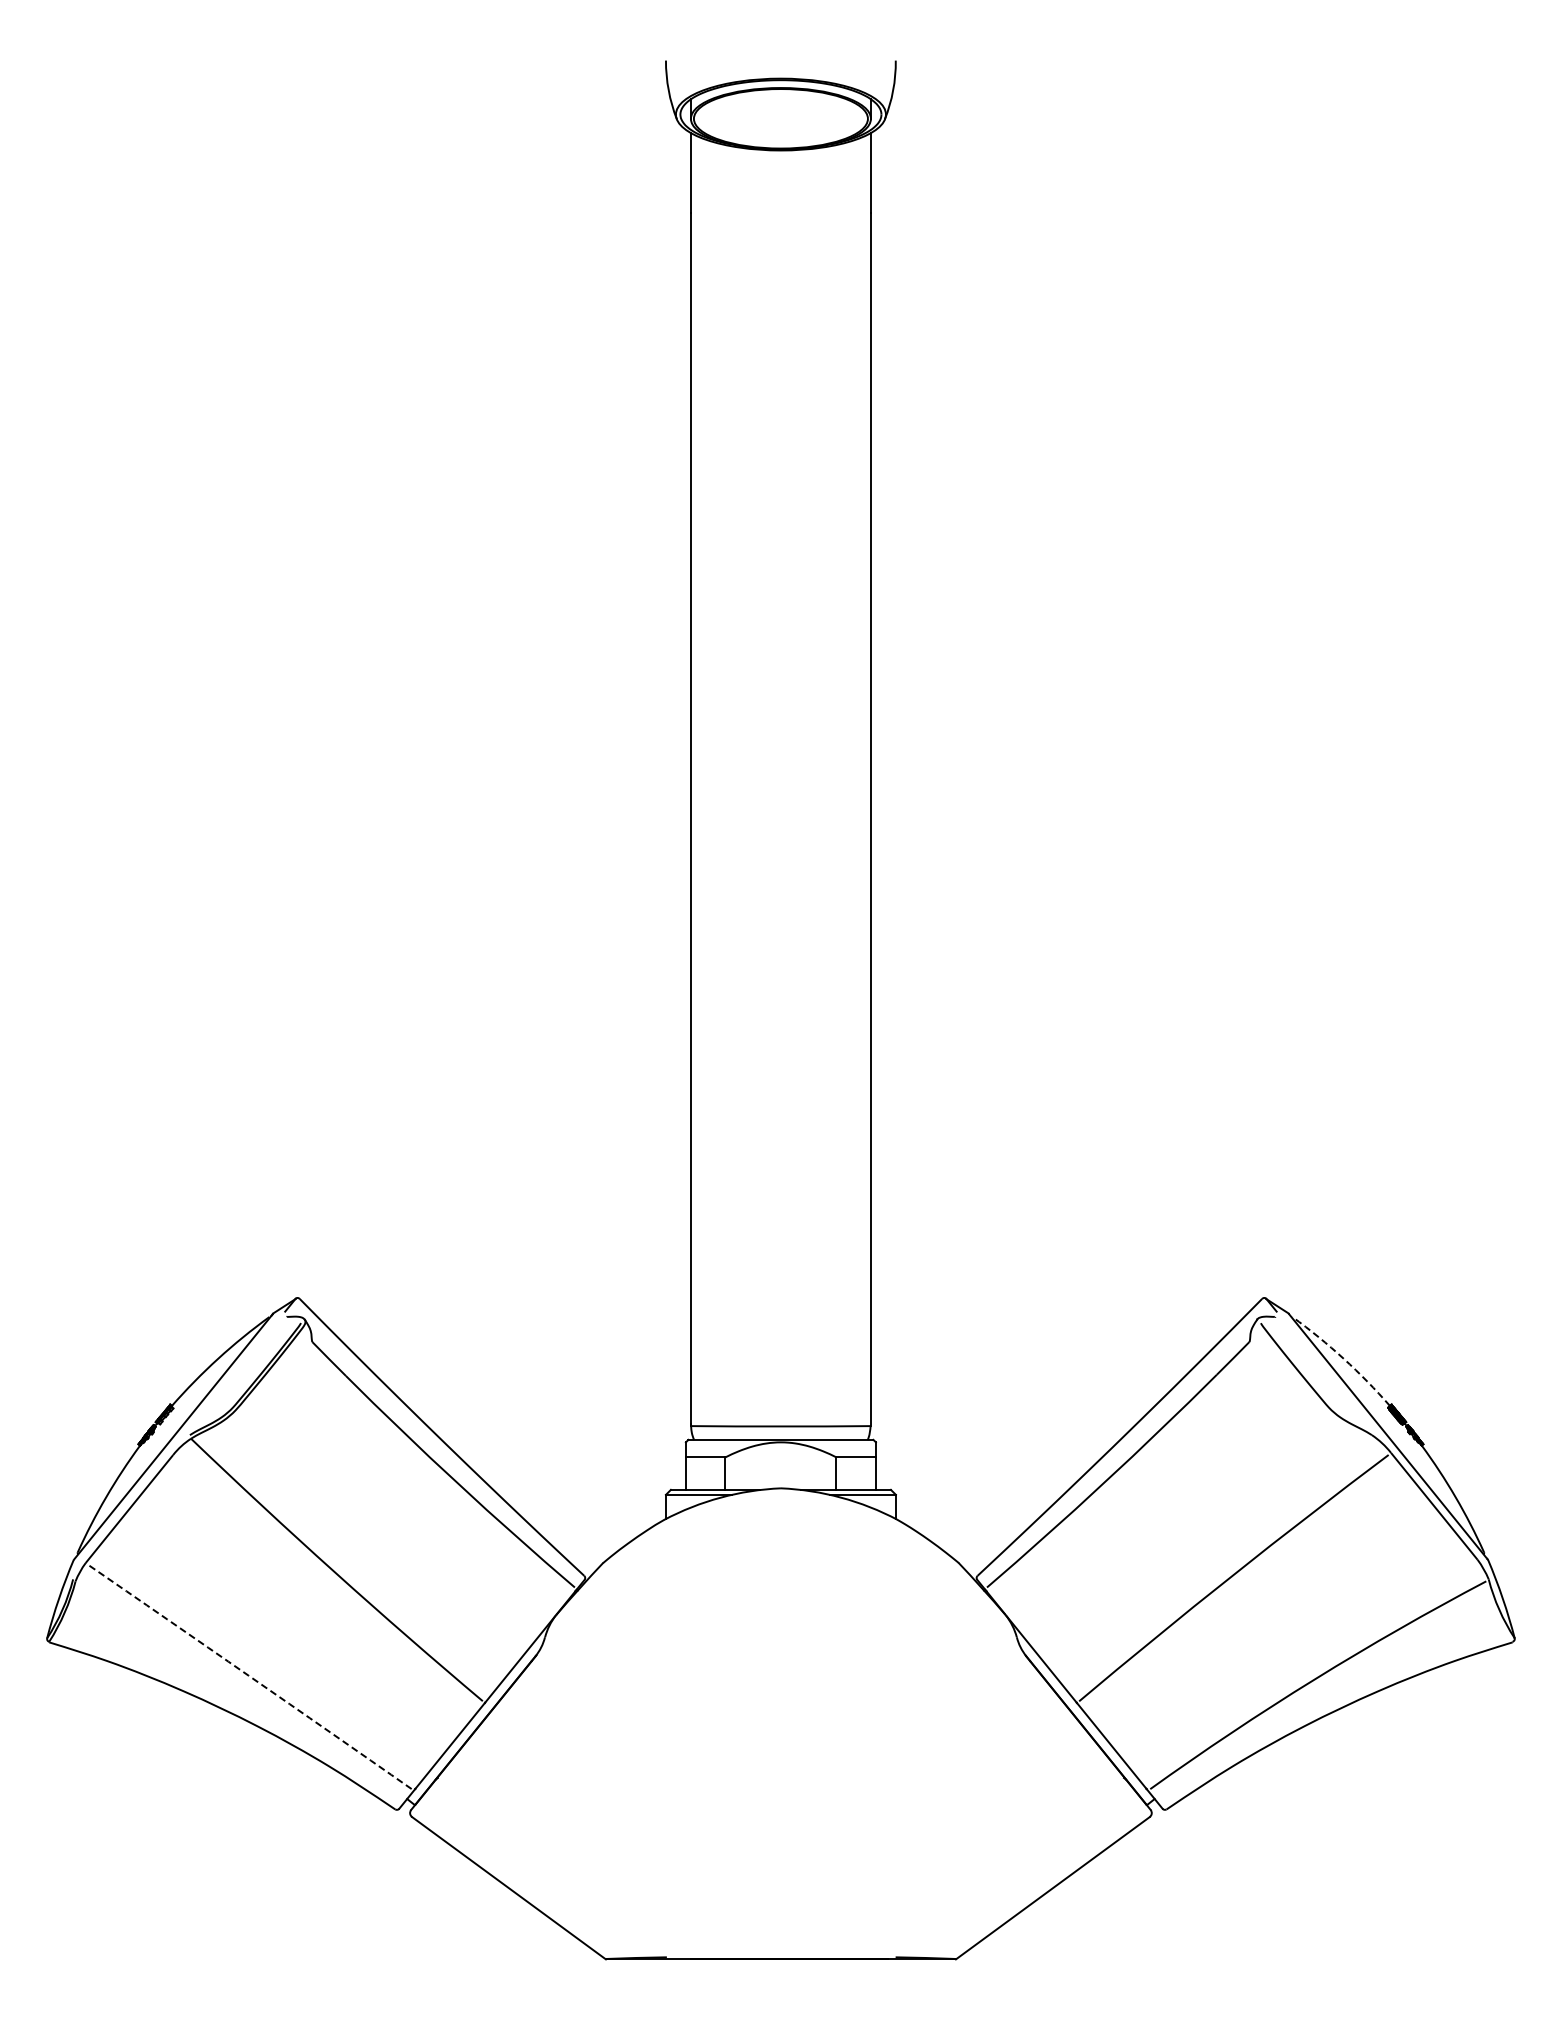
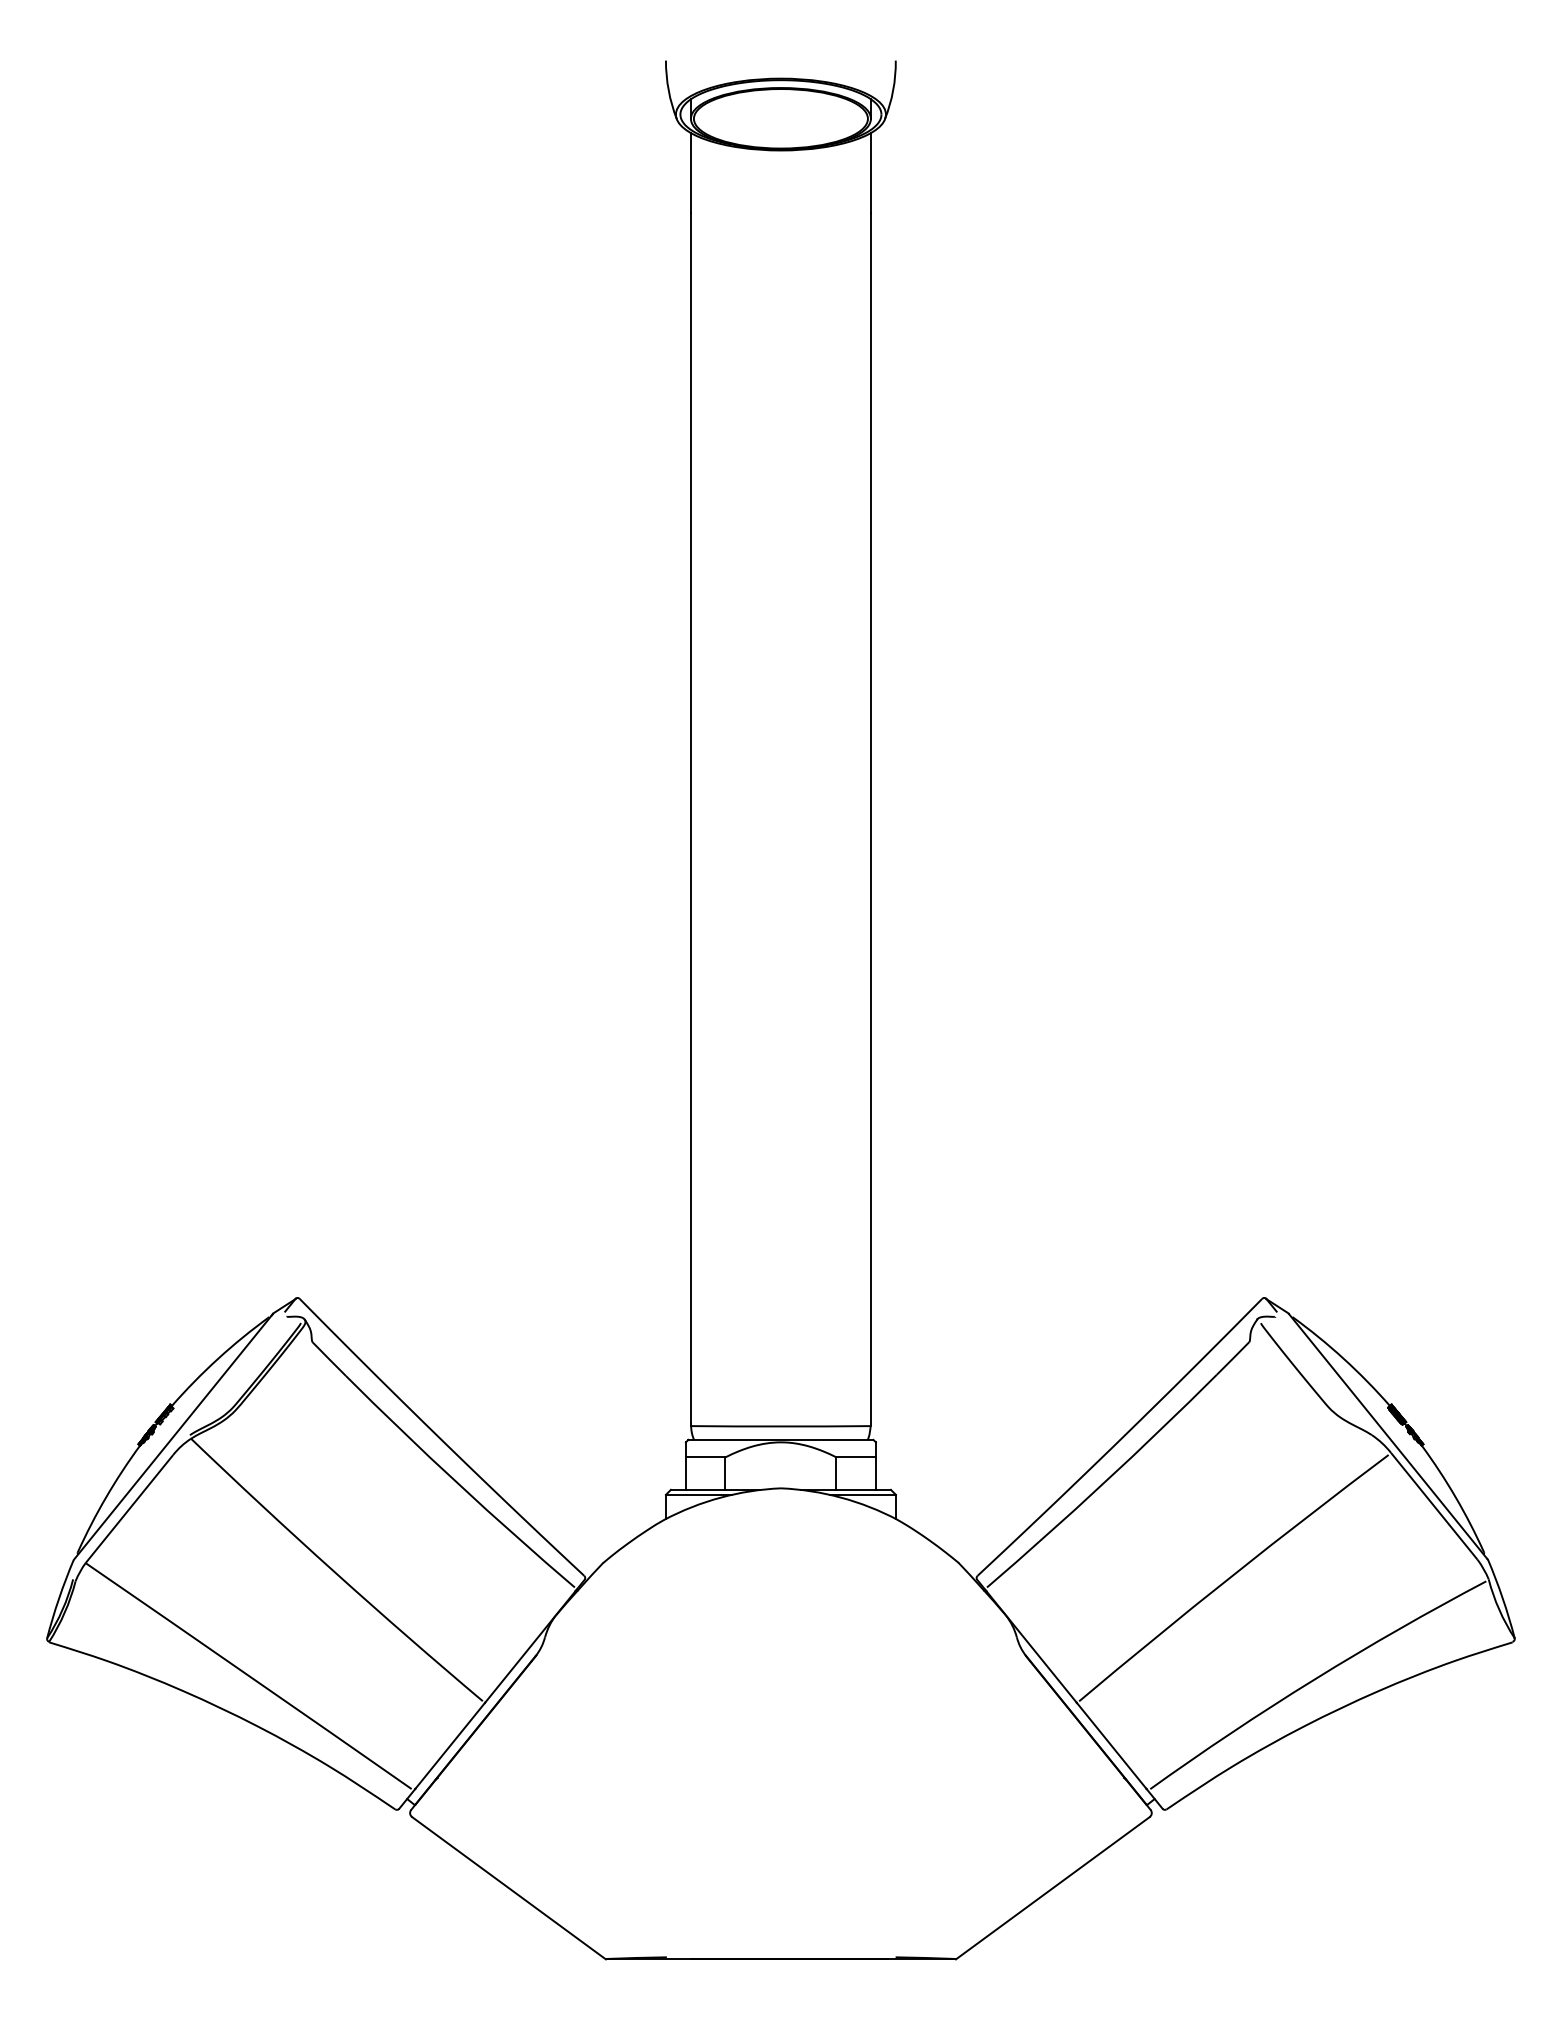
arc: dashed -> solid (1343, 1358)
arc: dashed -> solid (248, 1675)
